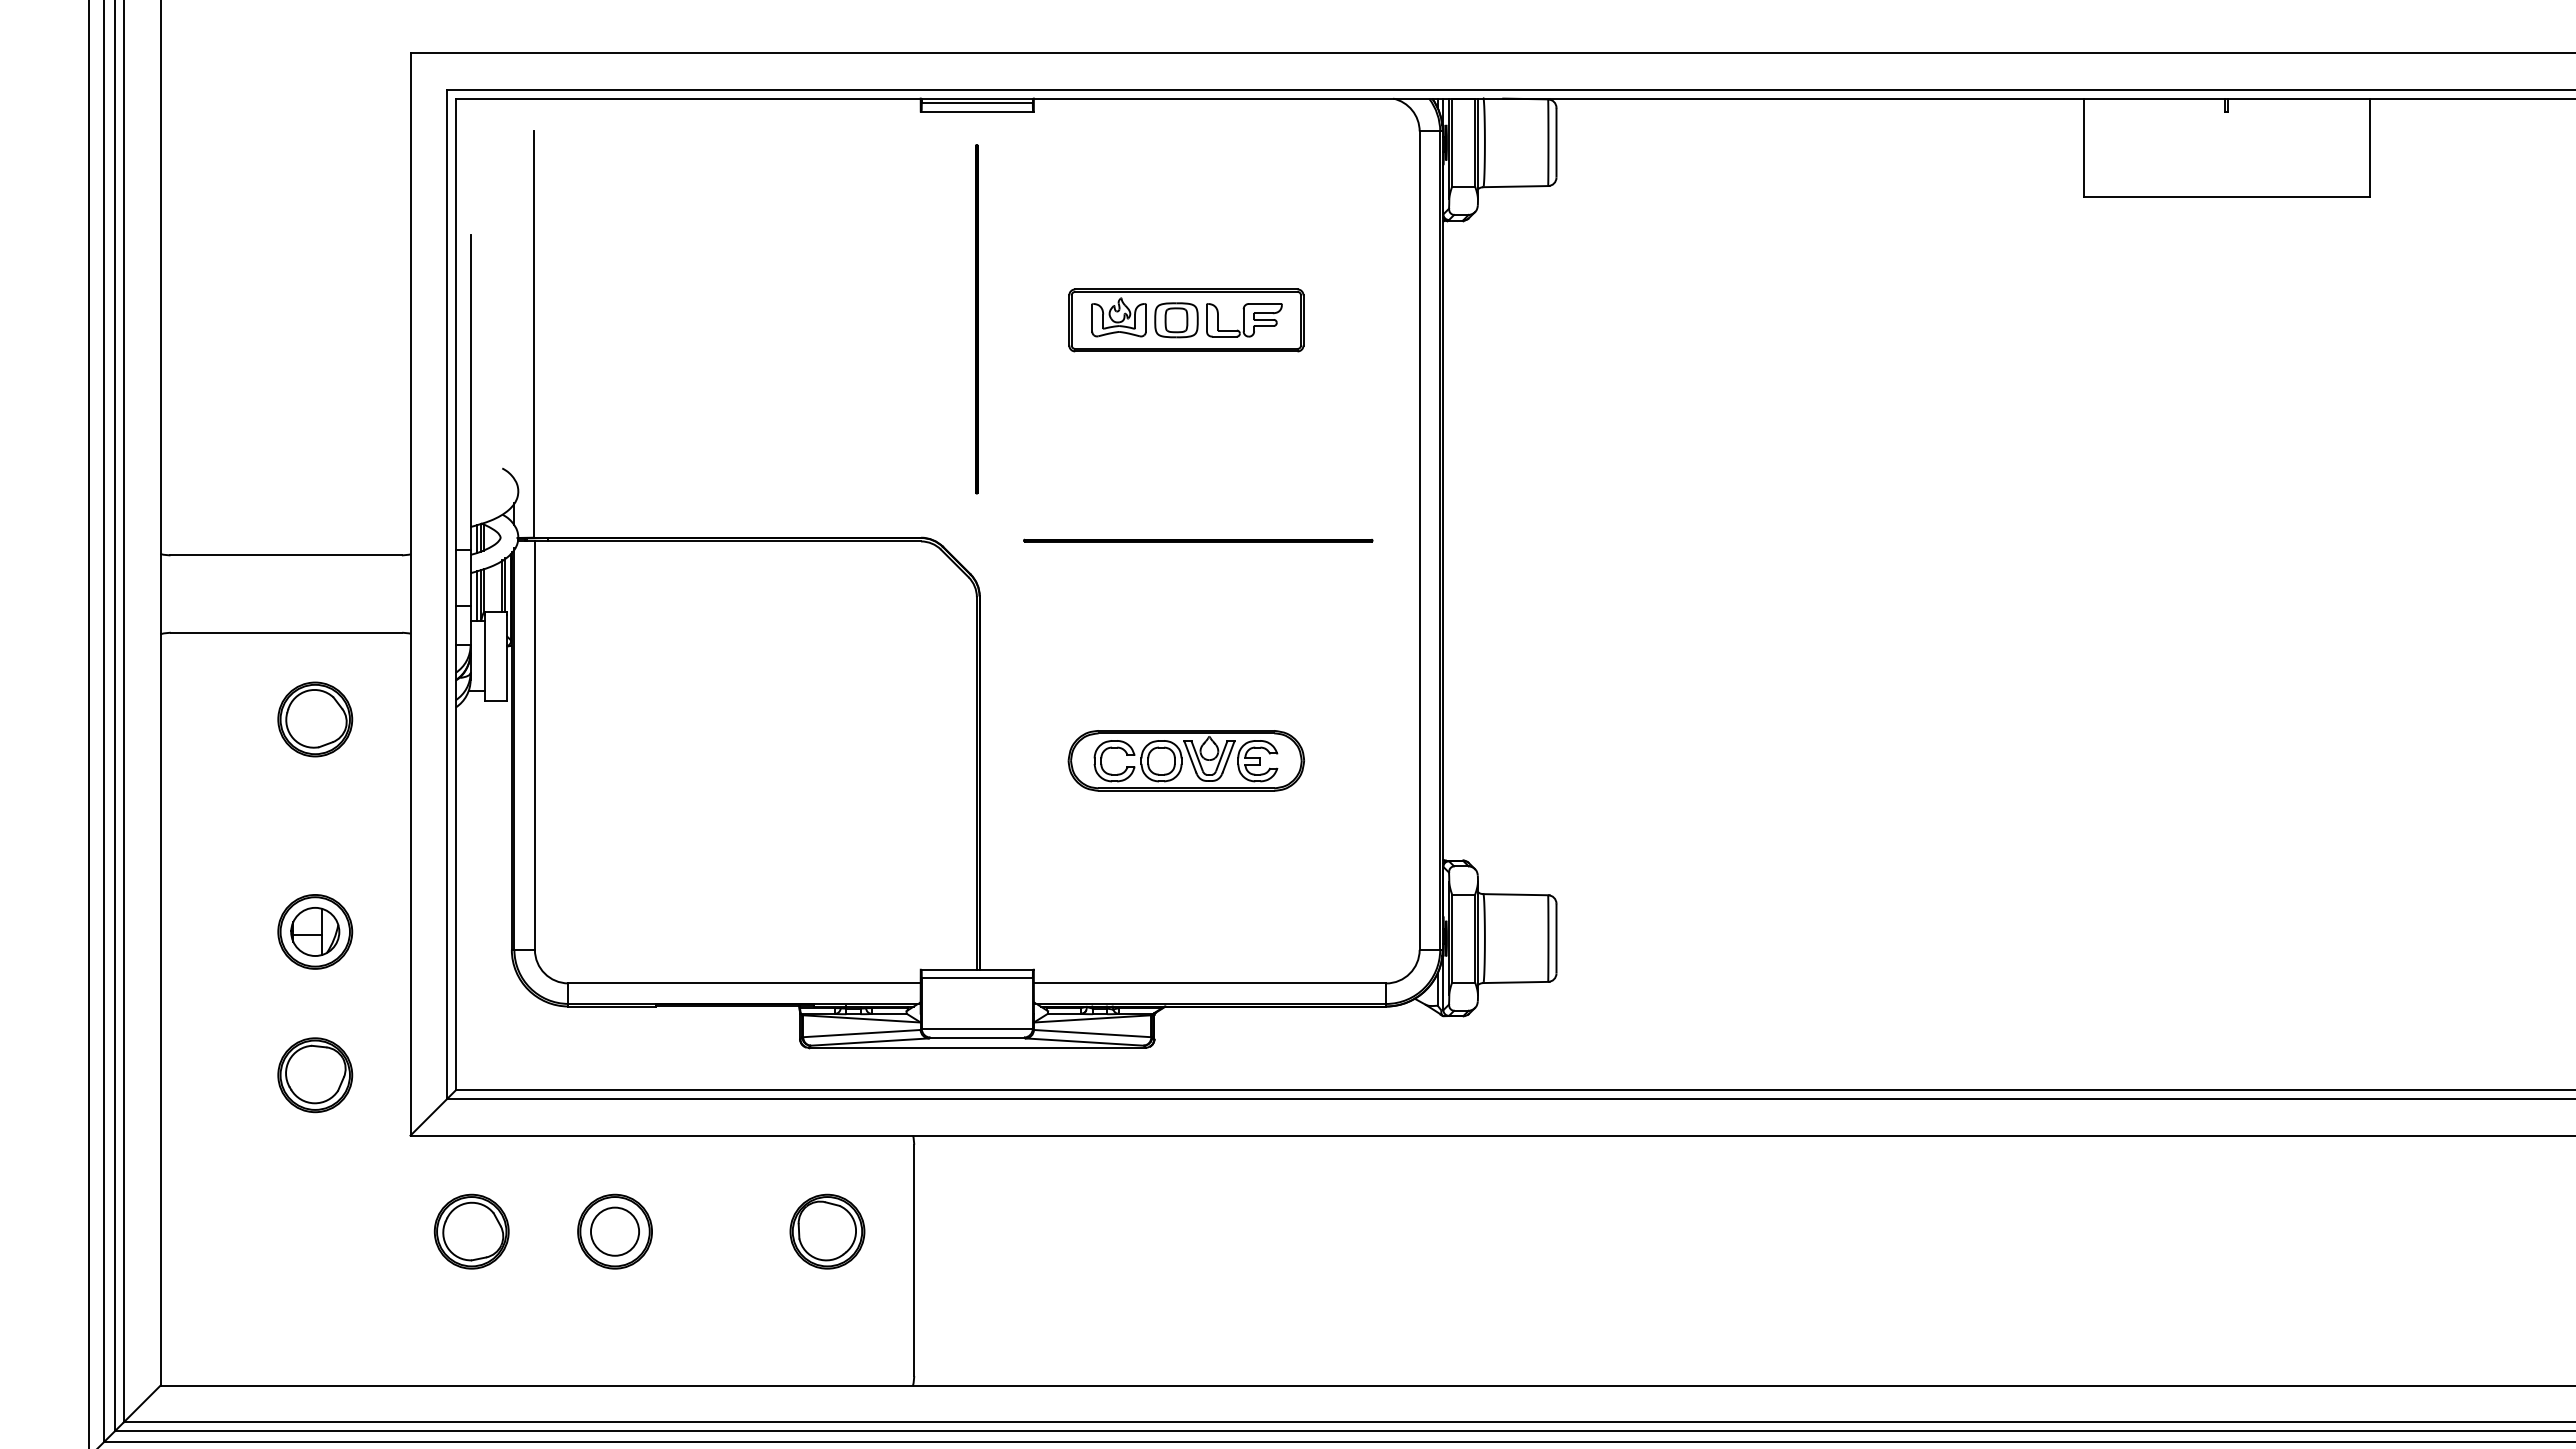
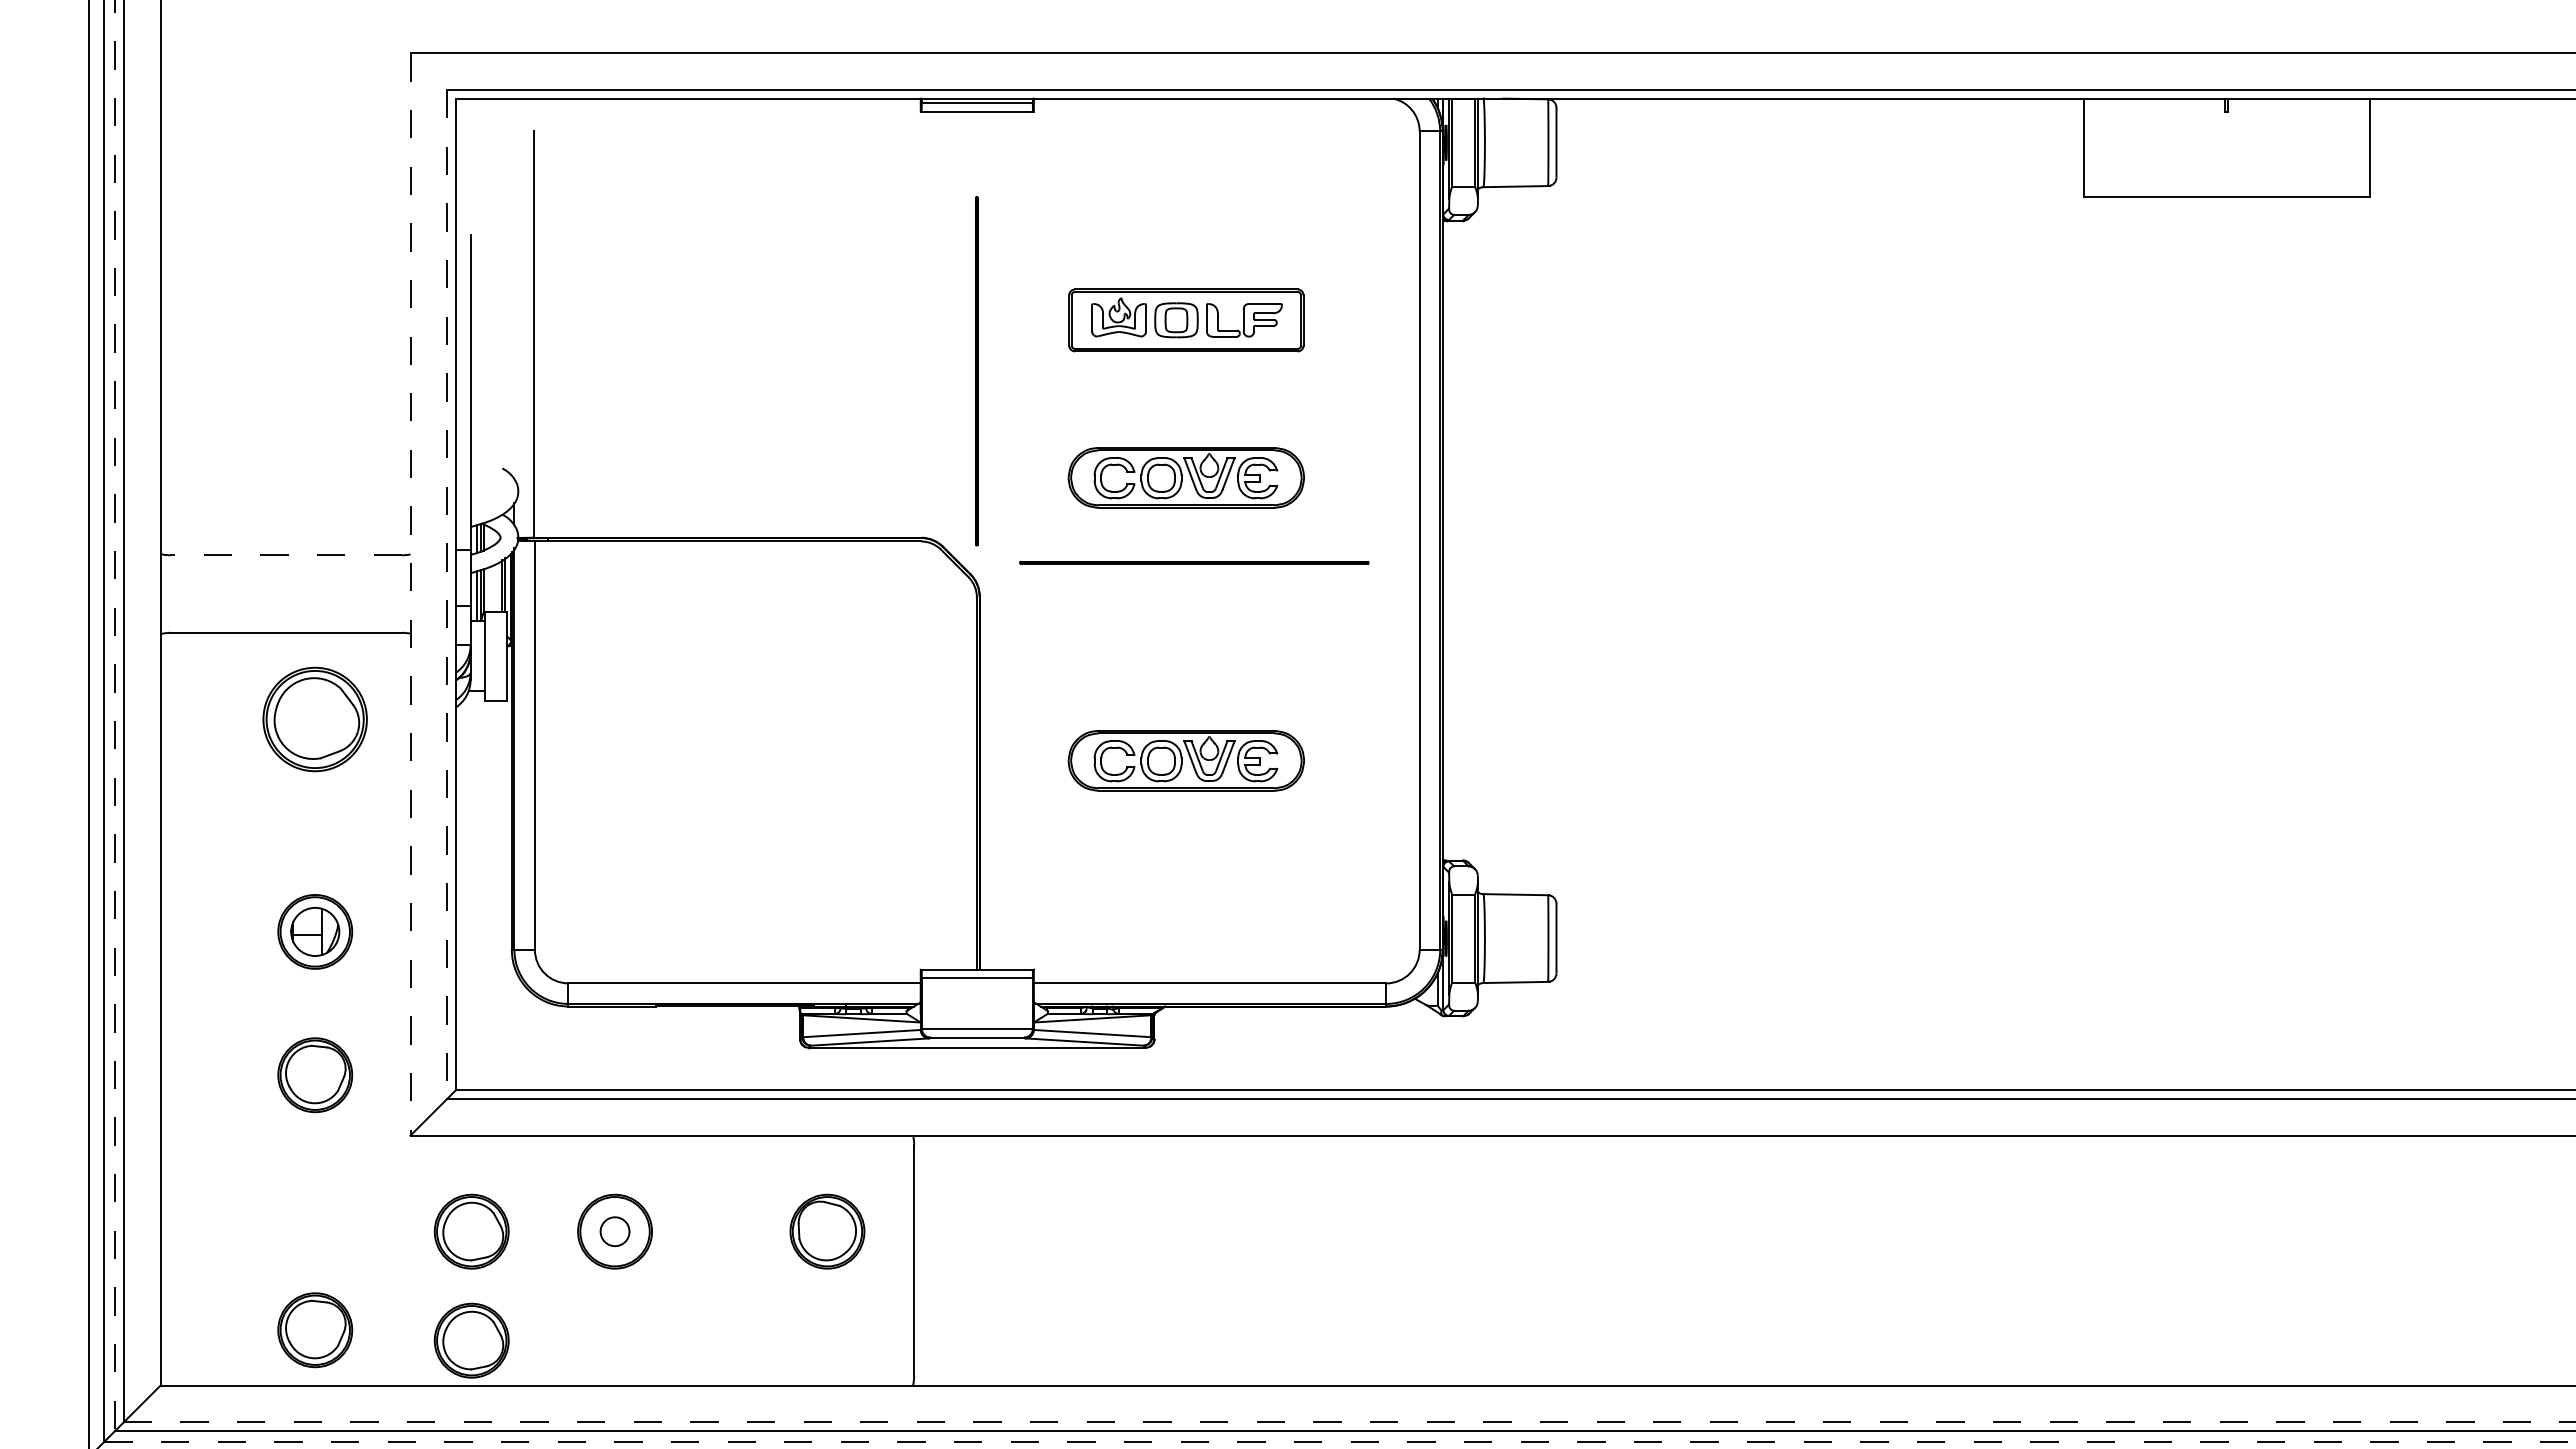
line position: (976, 319) -> (976, 371) (976, 371)
part: none -> present (1185, 477)
line position: (1198, 540) -> (1194, 562) (1194, 562)
line: solid -> dashed (286, 555)
line: solid -> dashed (410, 594)
line: solid -> dashed (447, 594)
line: solid -> dashed (115, 715)
part size: 77x77 px -> 106x107 px (314, 719)
circle diameter: 48 px -> 29 px (614, 1231)
part: none -> present (315, 1330)
part: none -> present (471, 1340)
line: solid -> dashed (1349, 1422)
line: solid -> dashed (1340, 1441)
